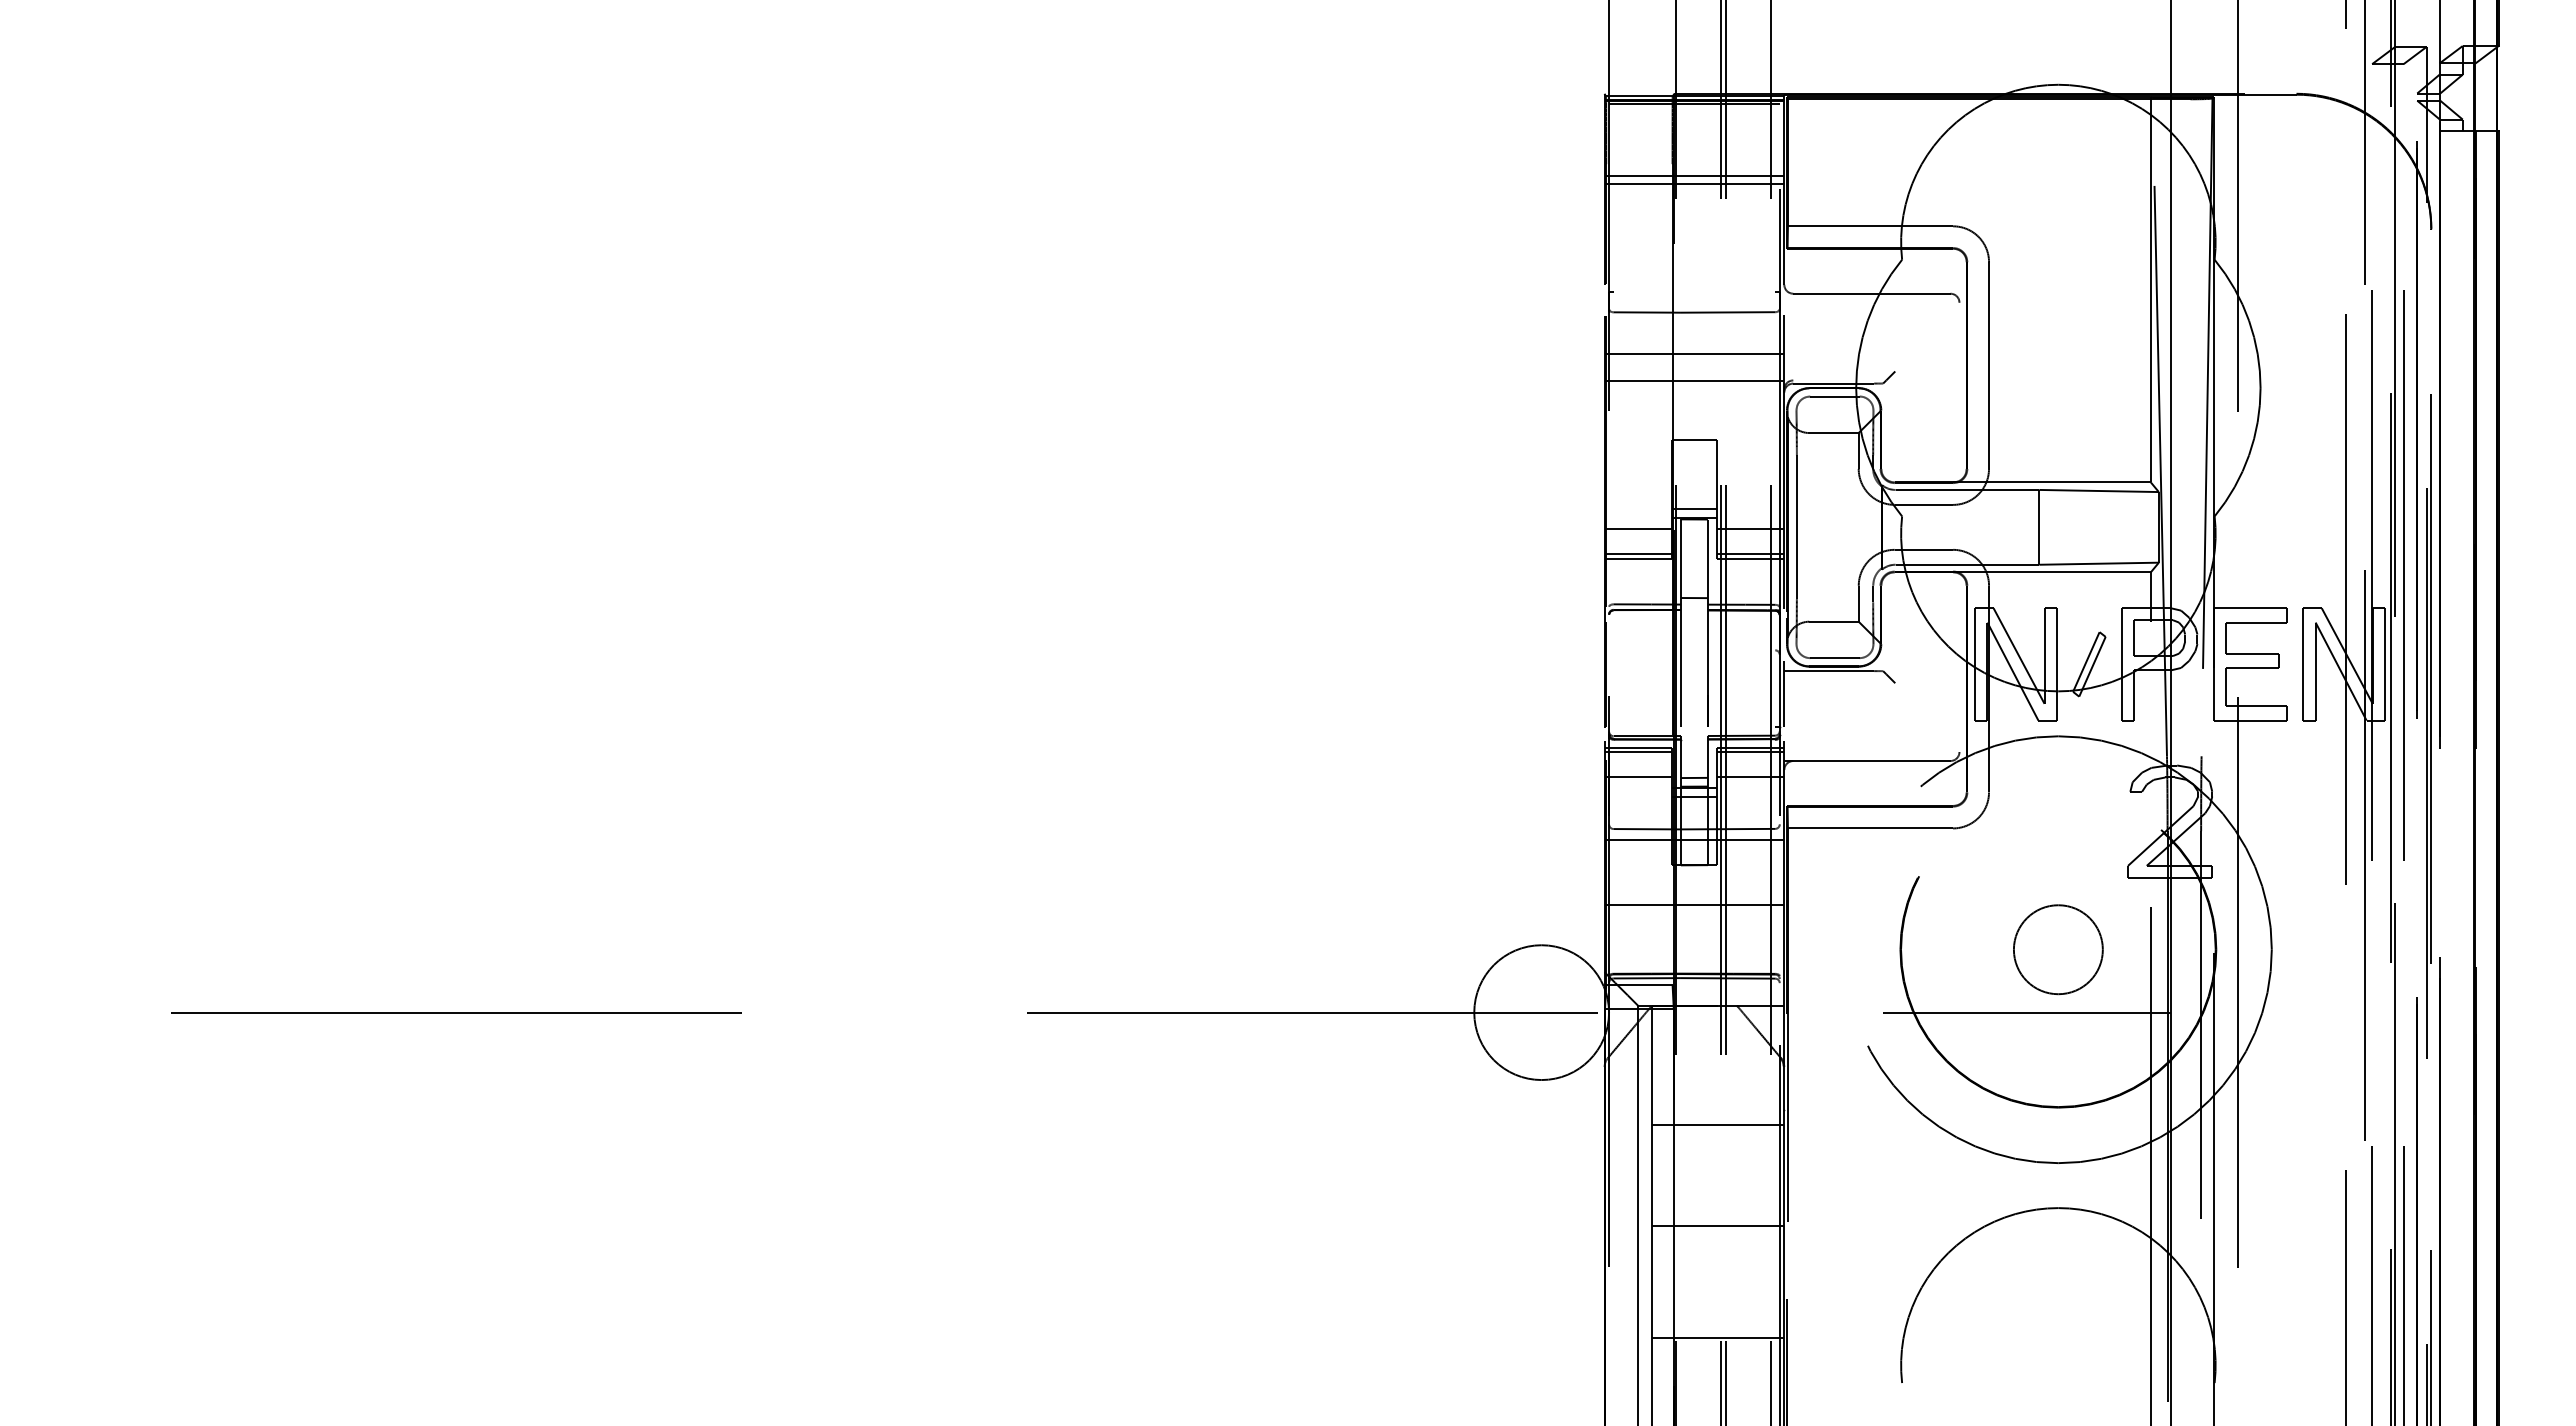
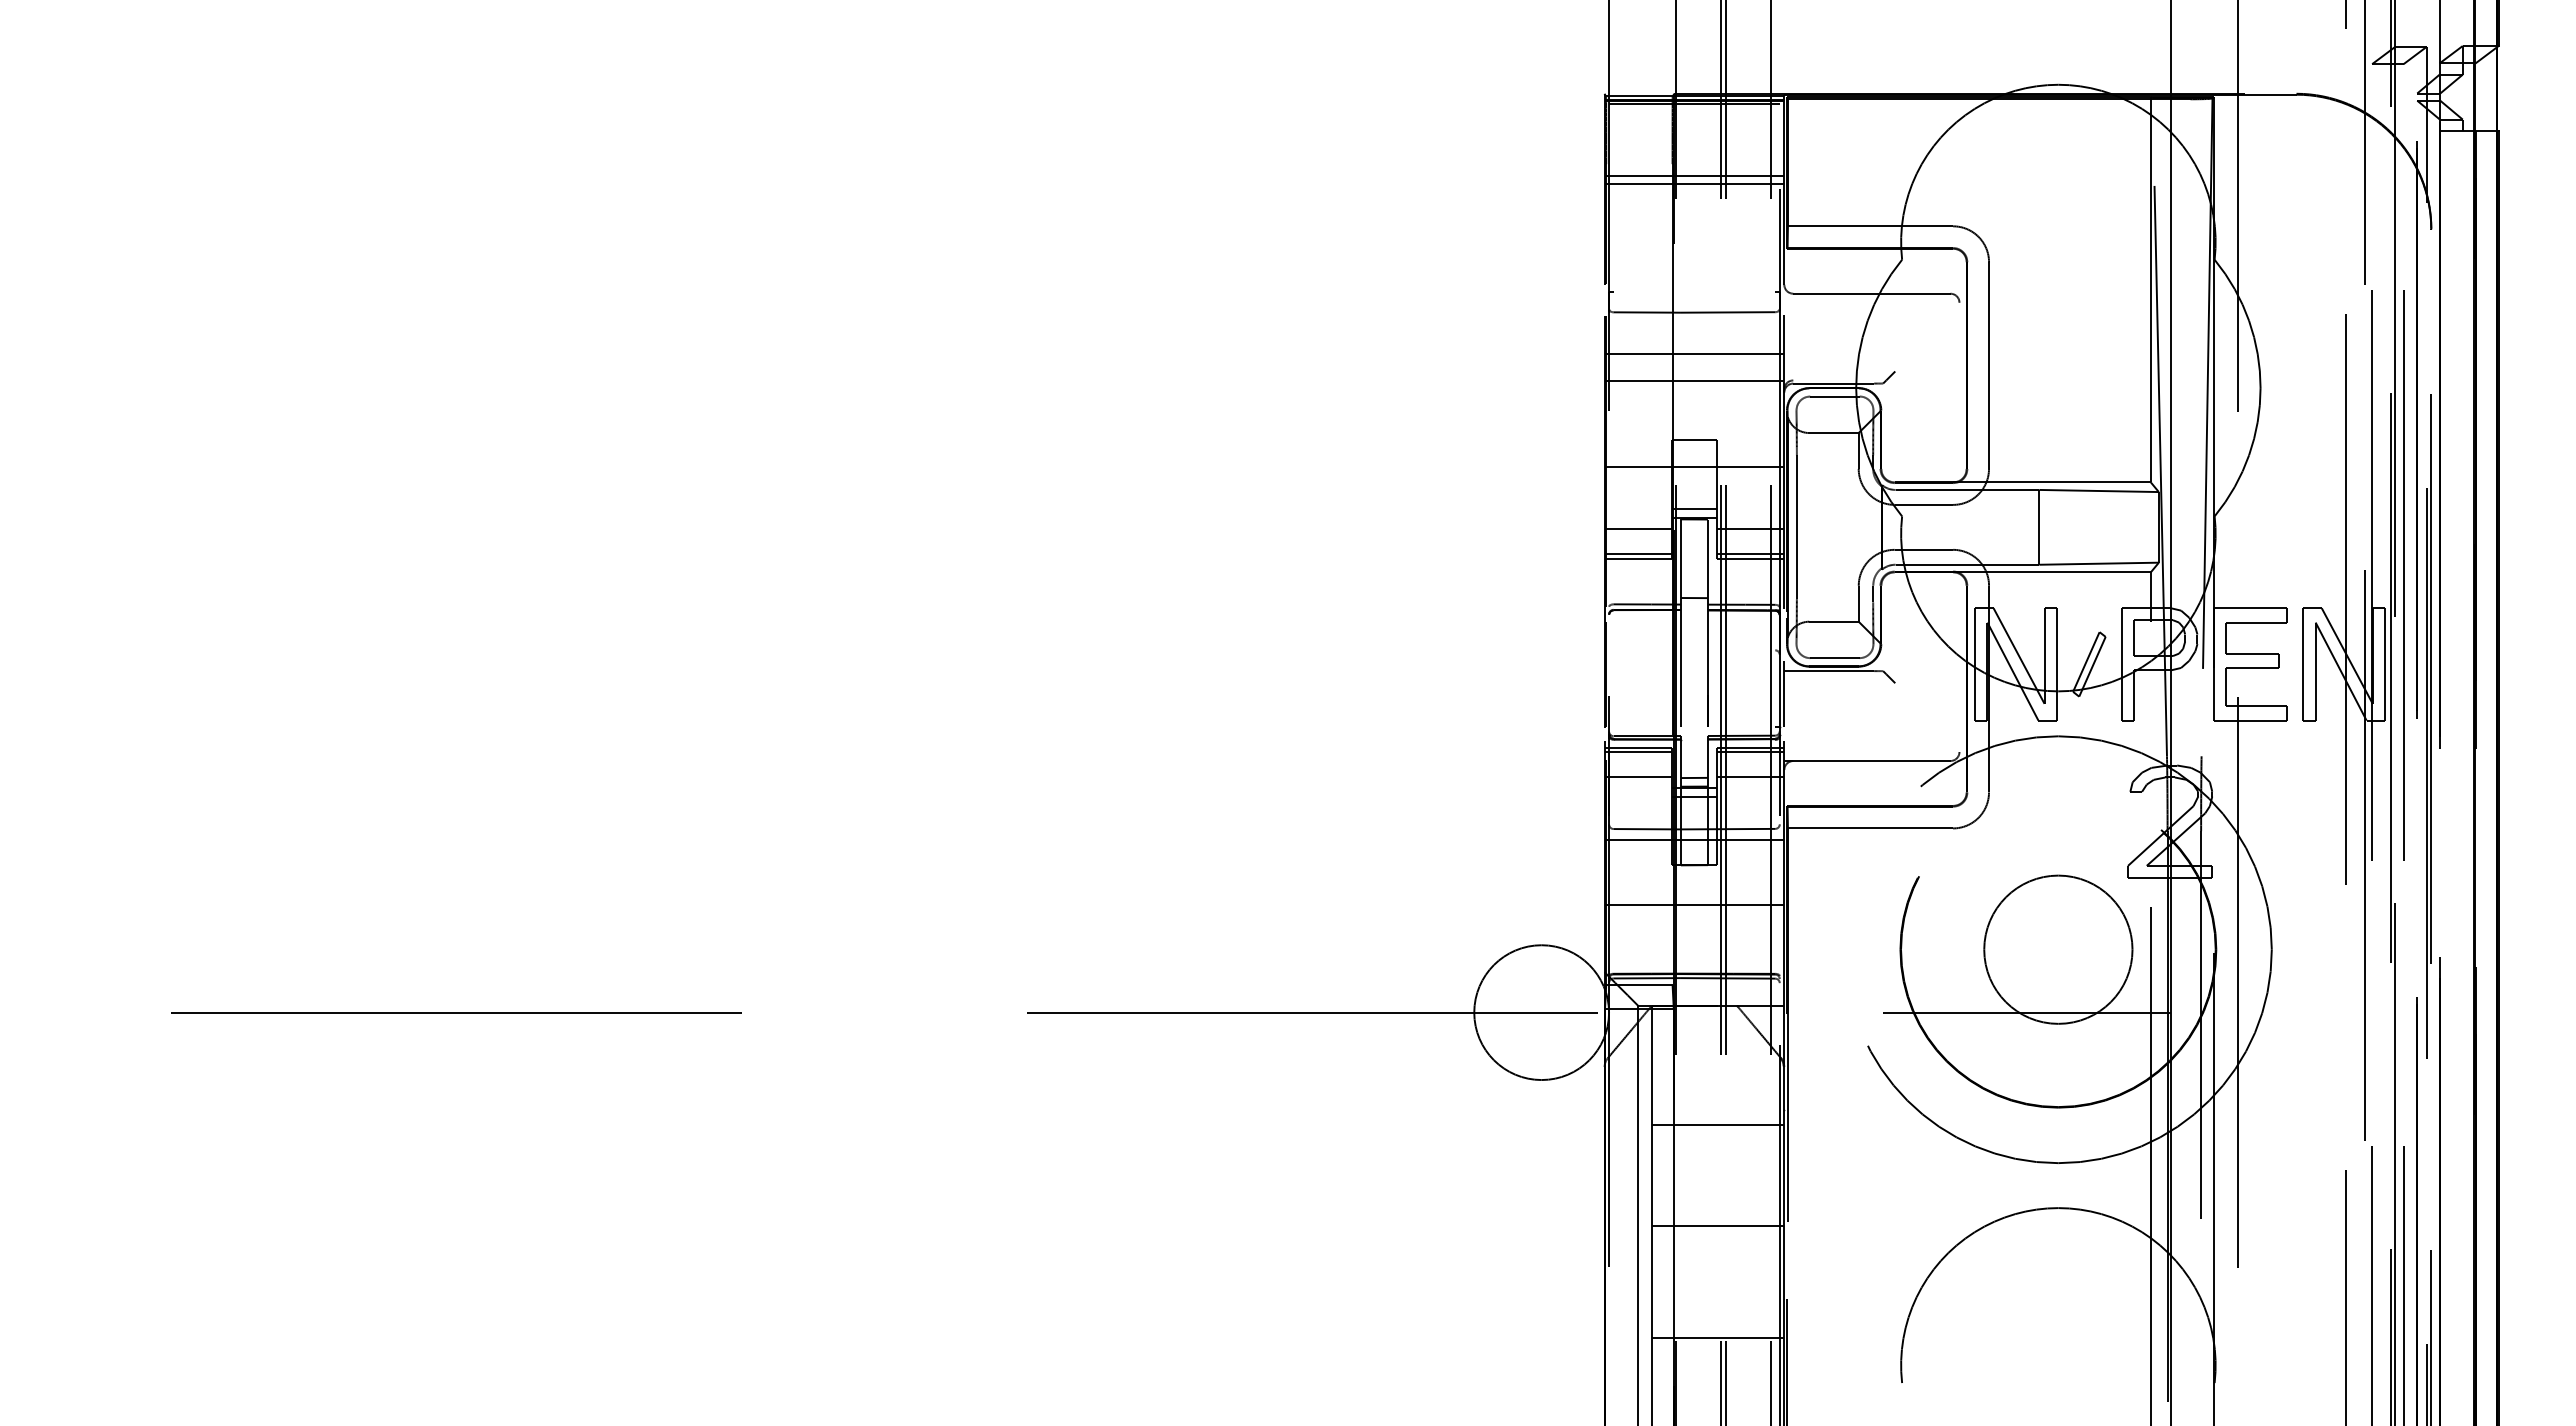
line: none -> present (1694, 466)
circle diameter: 89 px -> 148 px (2058, 949)
